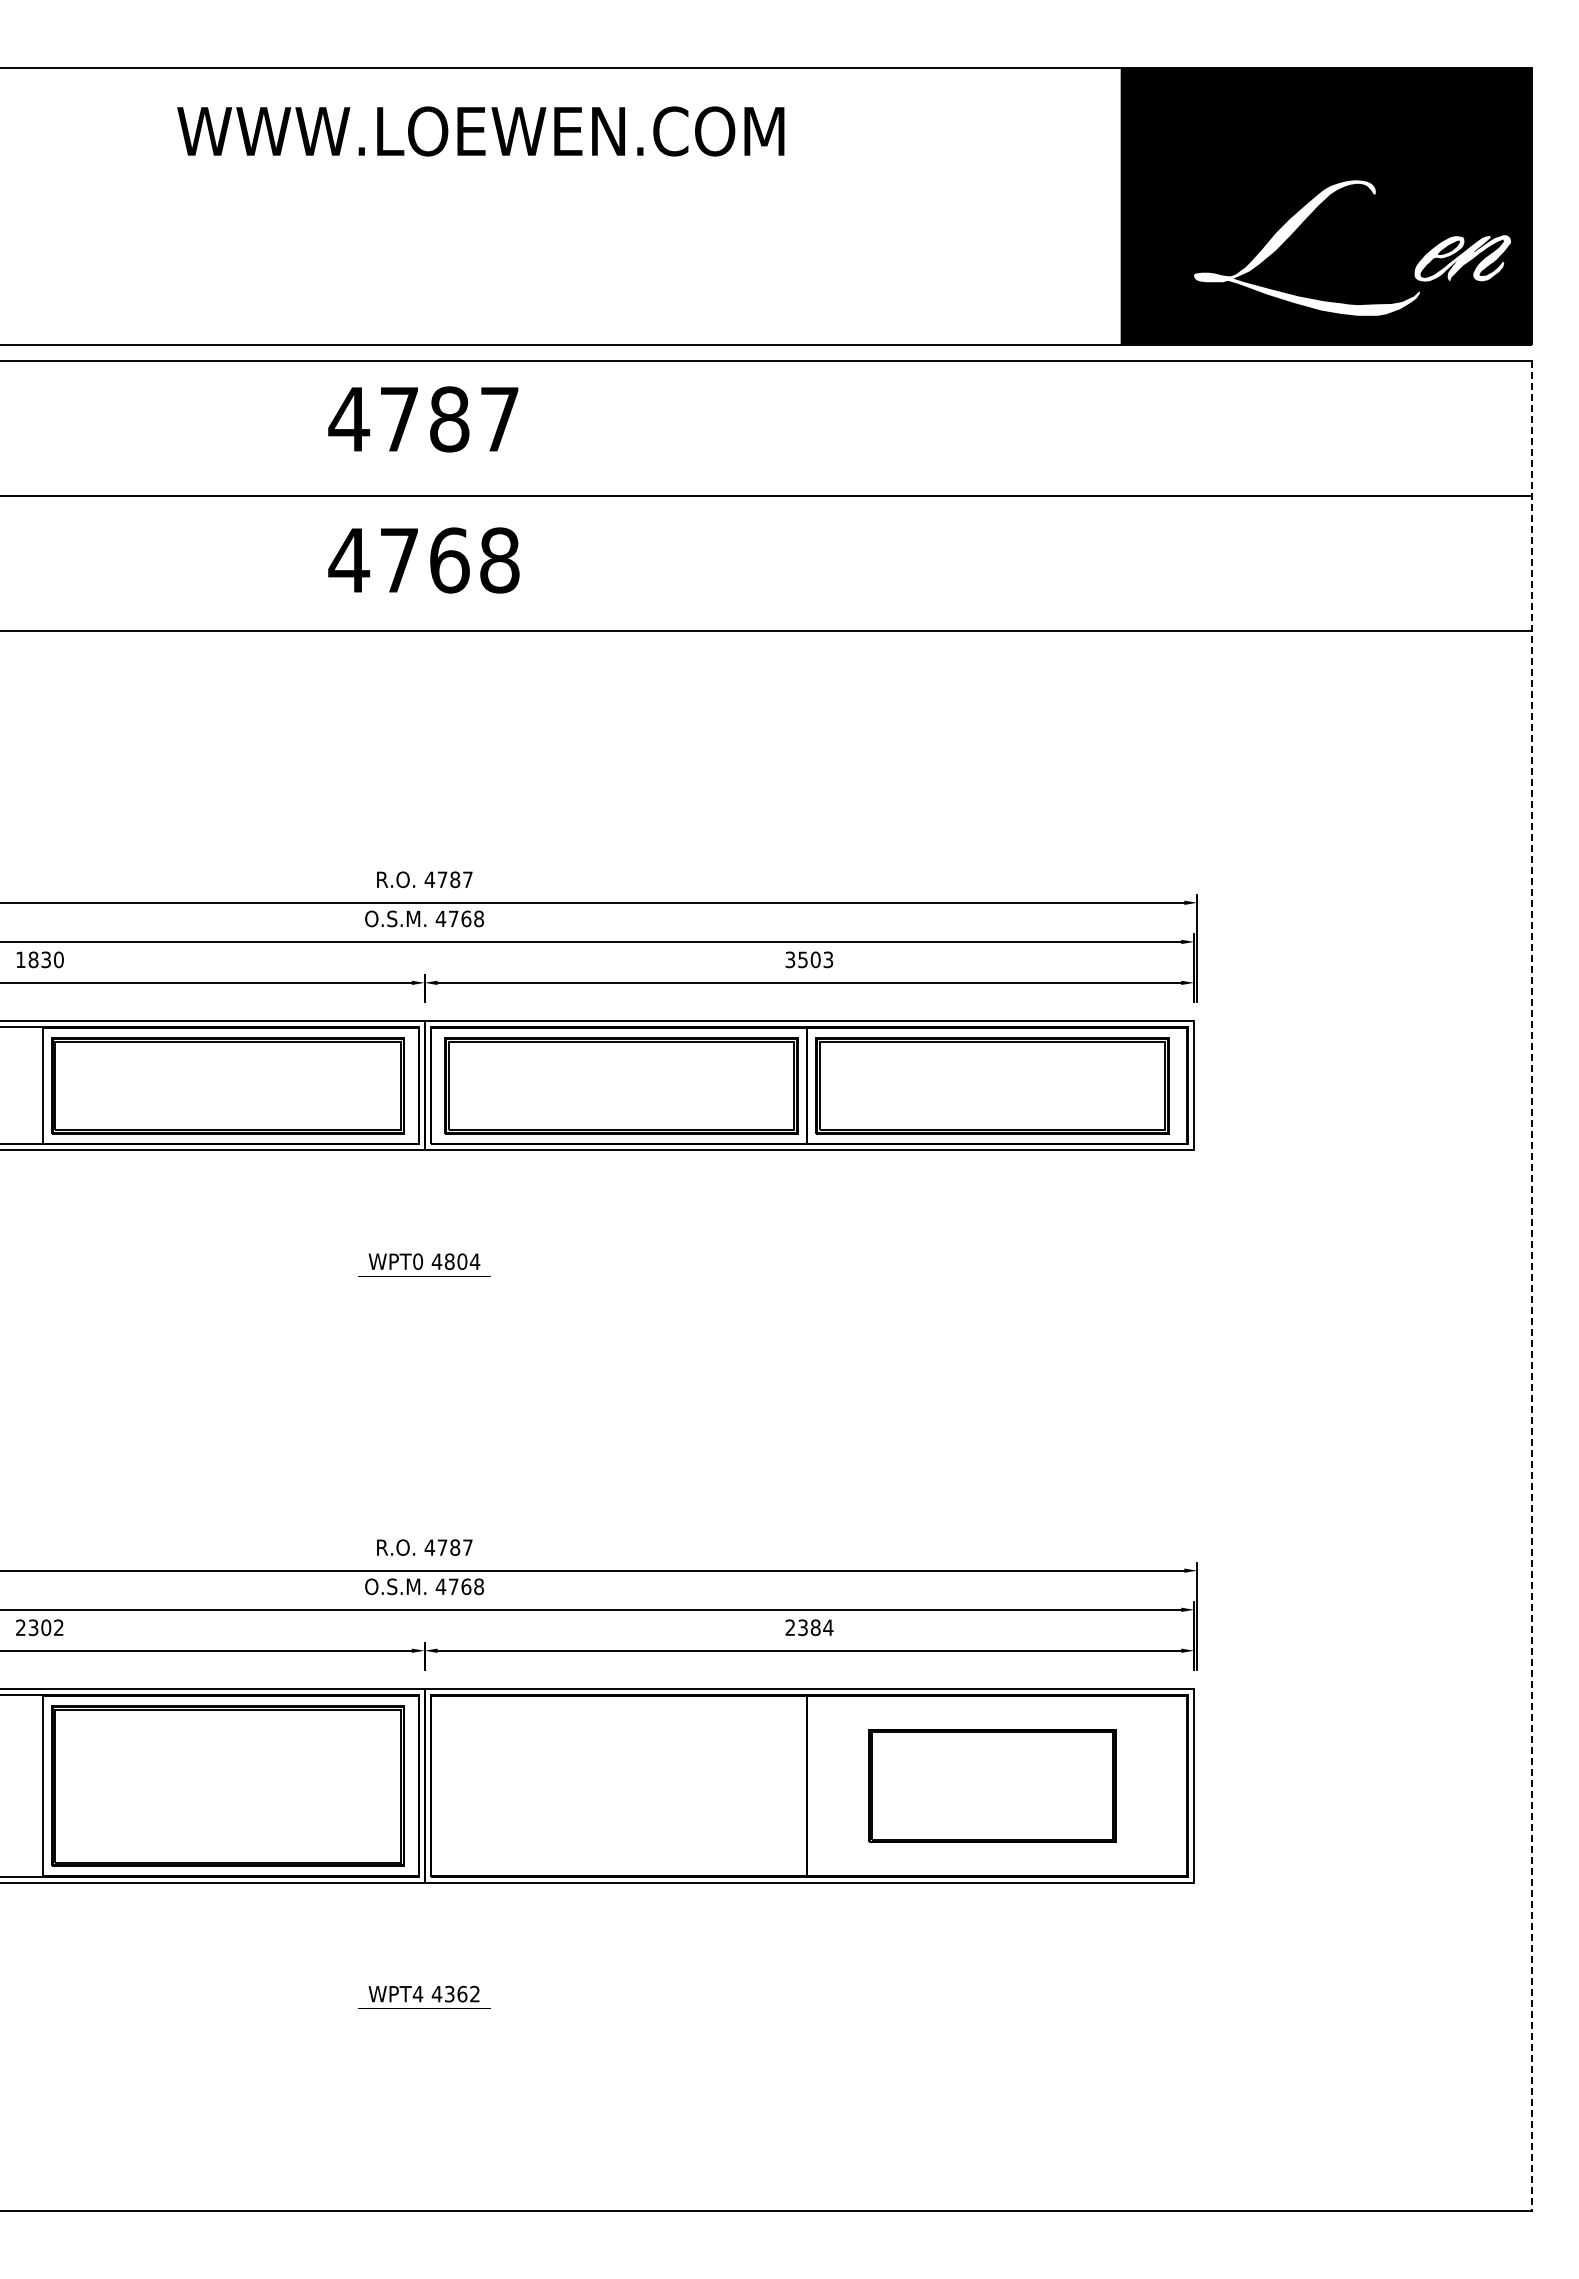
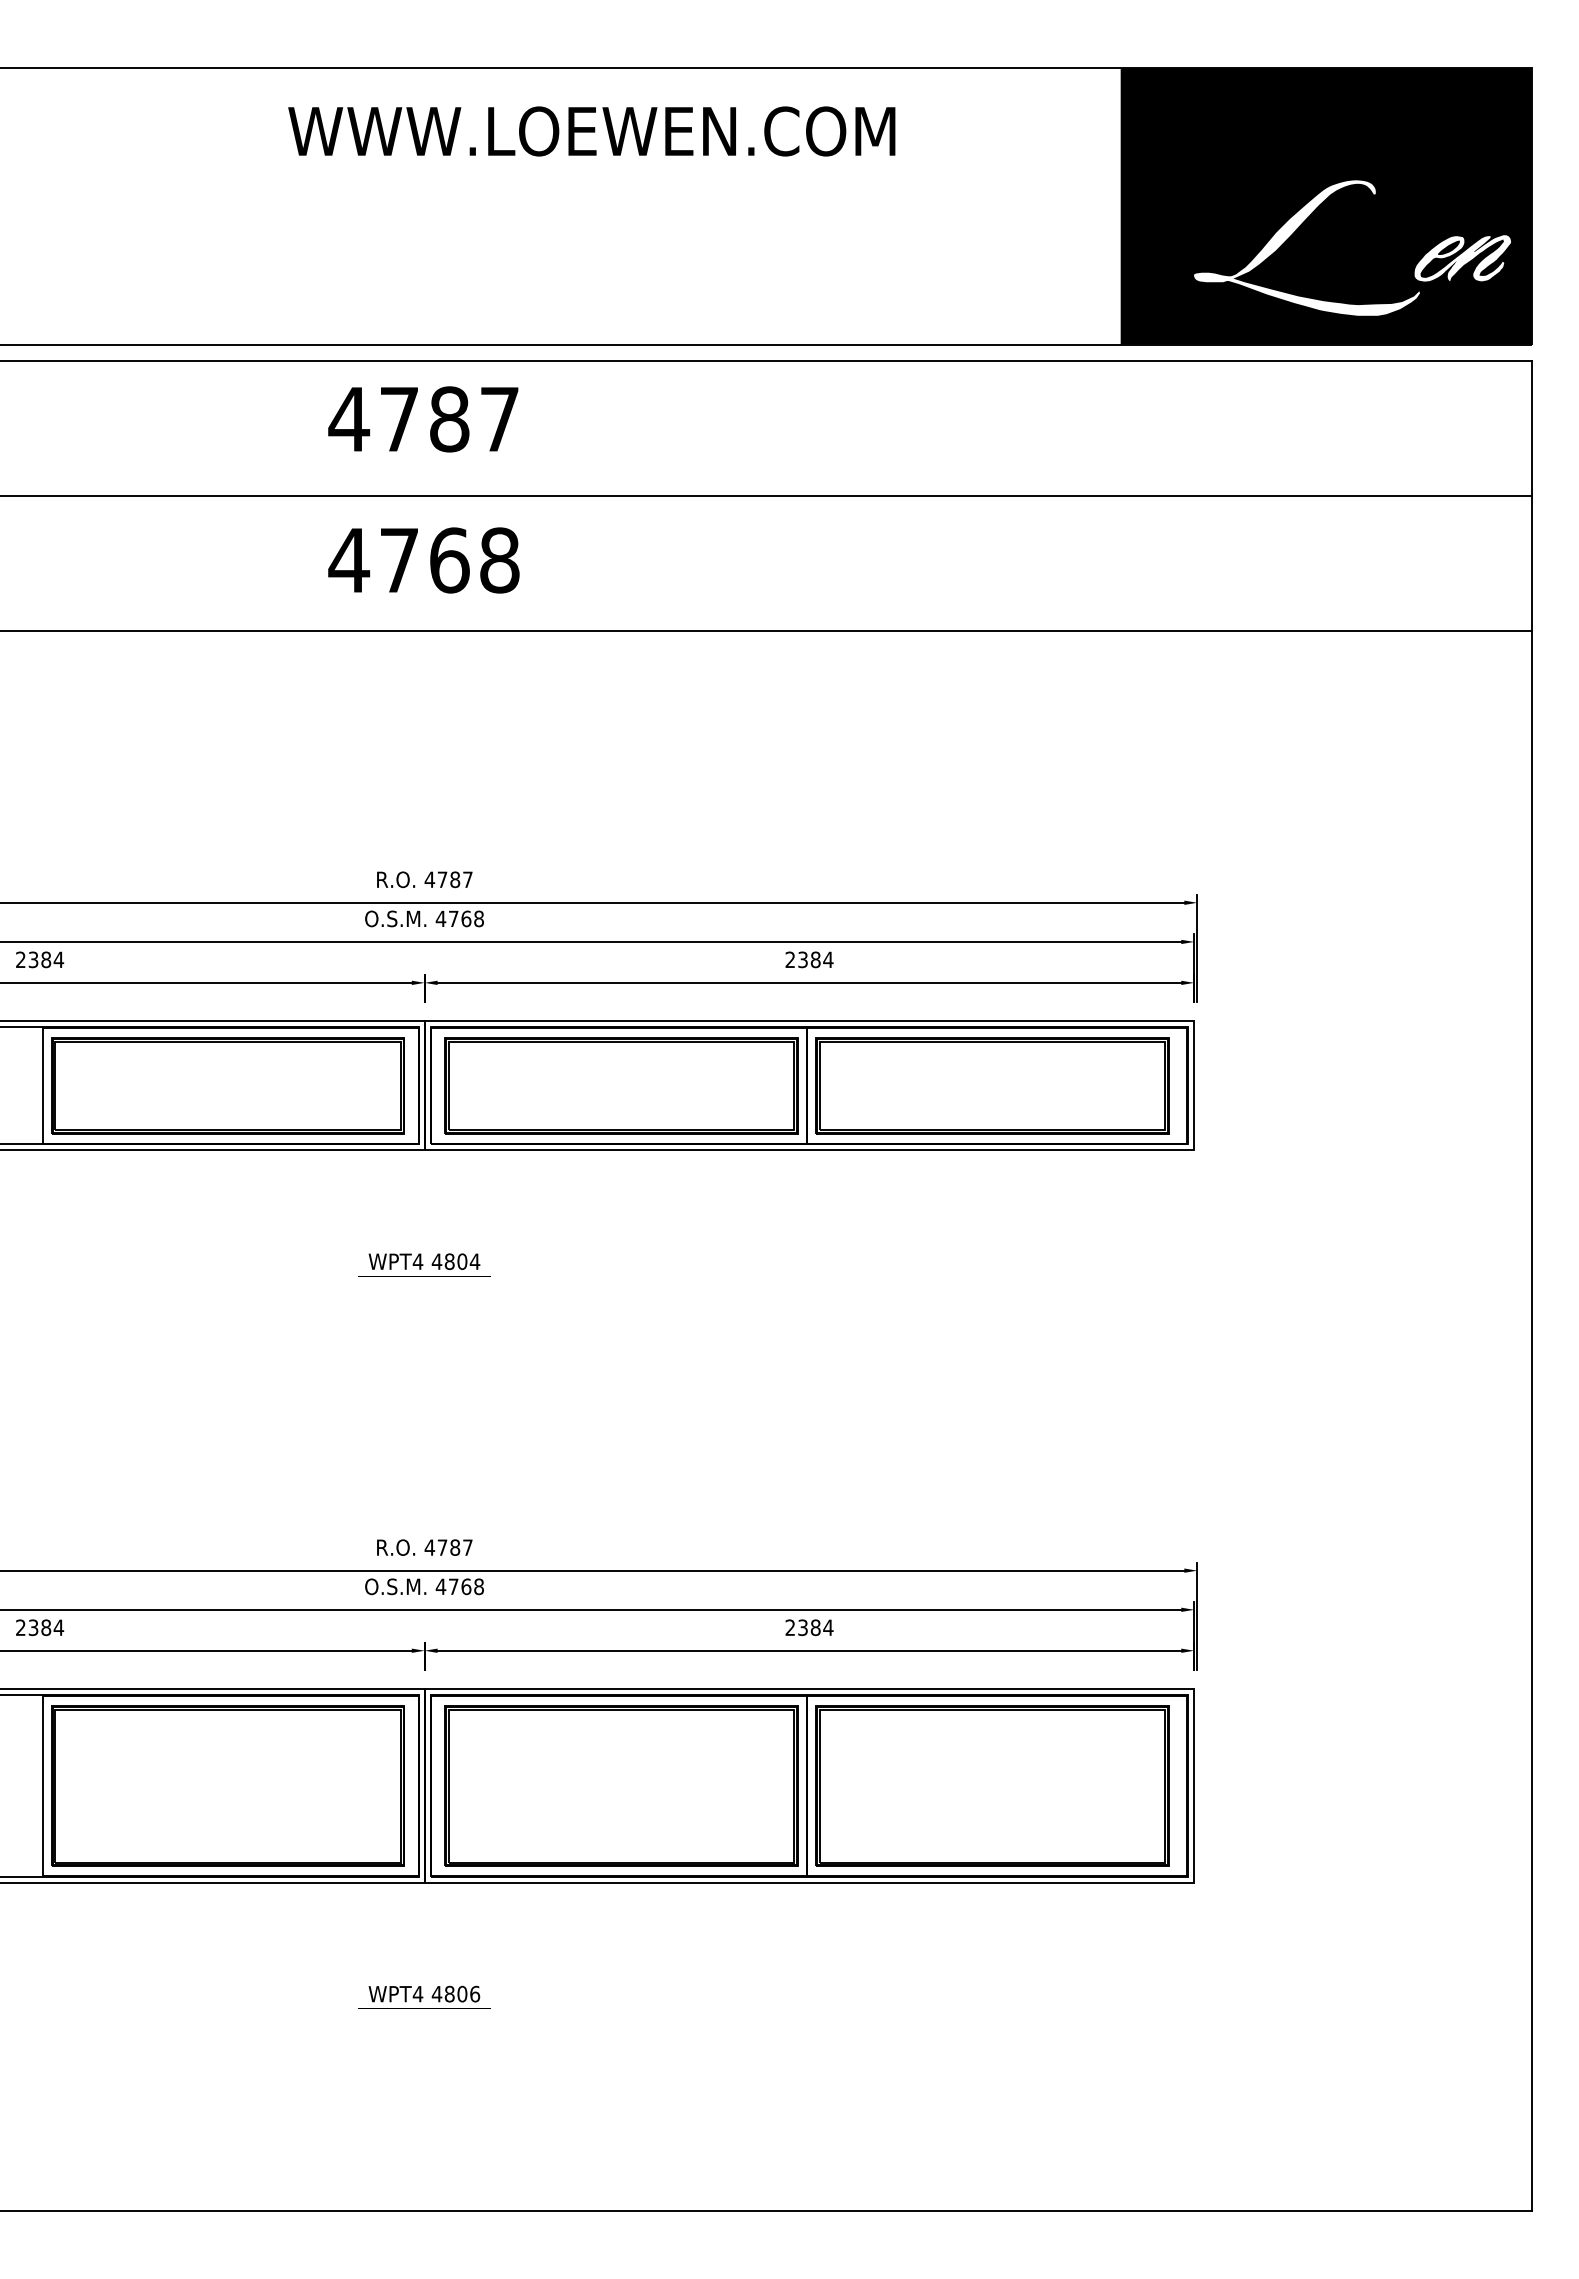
text position: (480, 131) -> (591, 131) (591, 131)
text: 1830 -> 2384 (40, 959)
text: 3503 -> 2384 (809, 959)
text: WPT0 -> WPT4 (417, 1261)
line: dashed -> solid (1531, 1285)
text: 2302 -> 2384 (52, 1627)
part: none -> present (621, 1785)
part size: 249x114 px -> 355x162 px (992, 1785)
text: 4362 -> 4806 (462, 1993)
